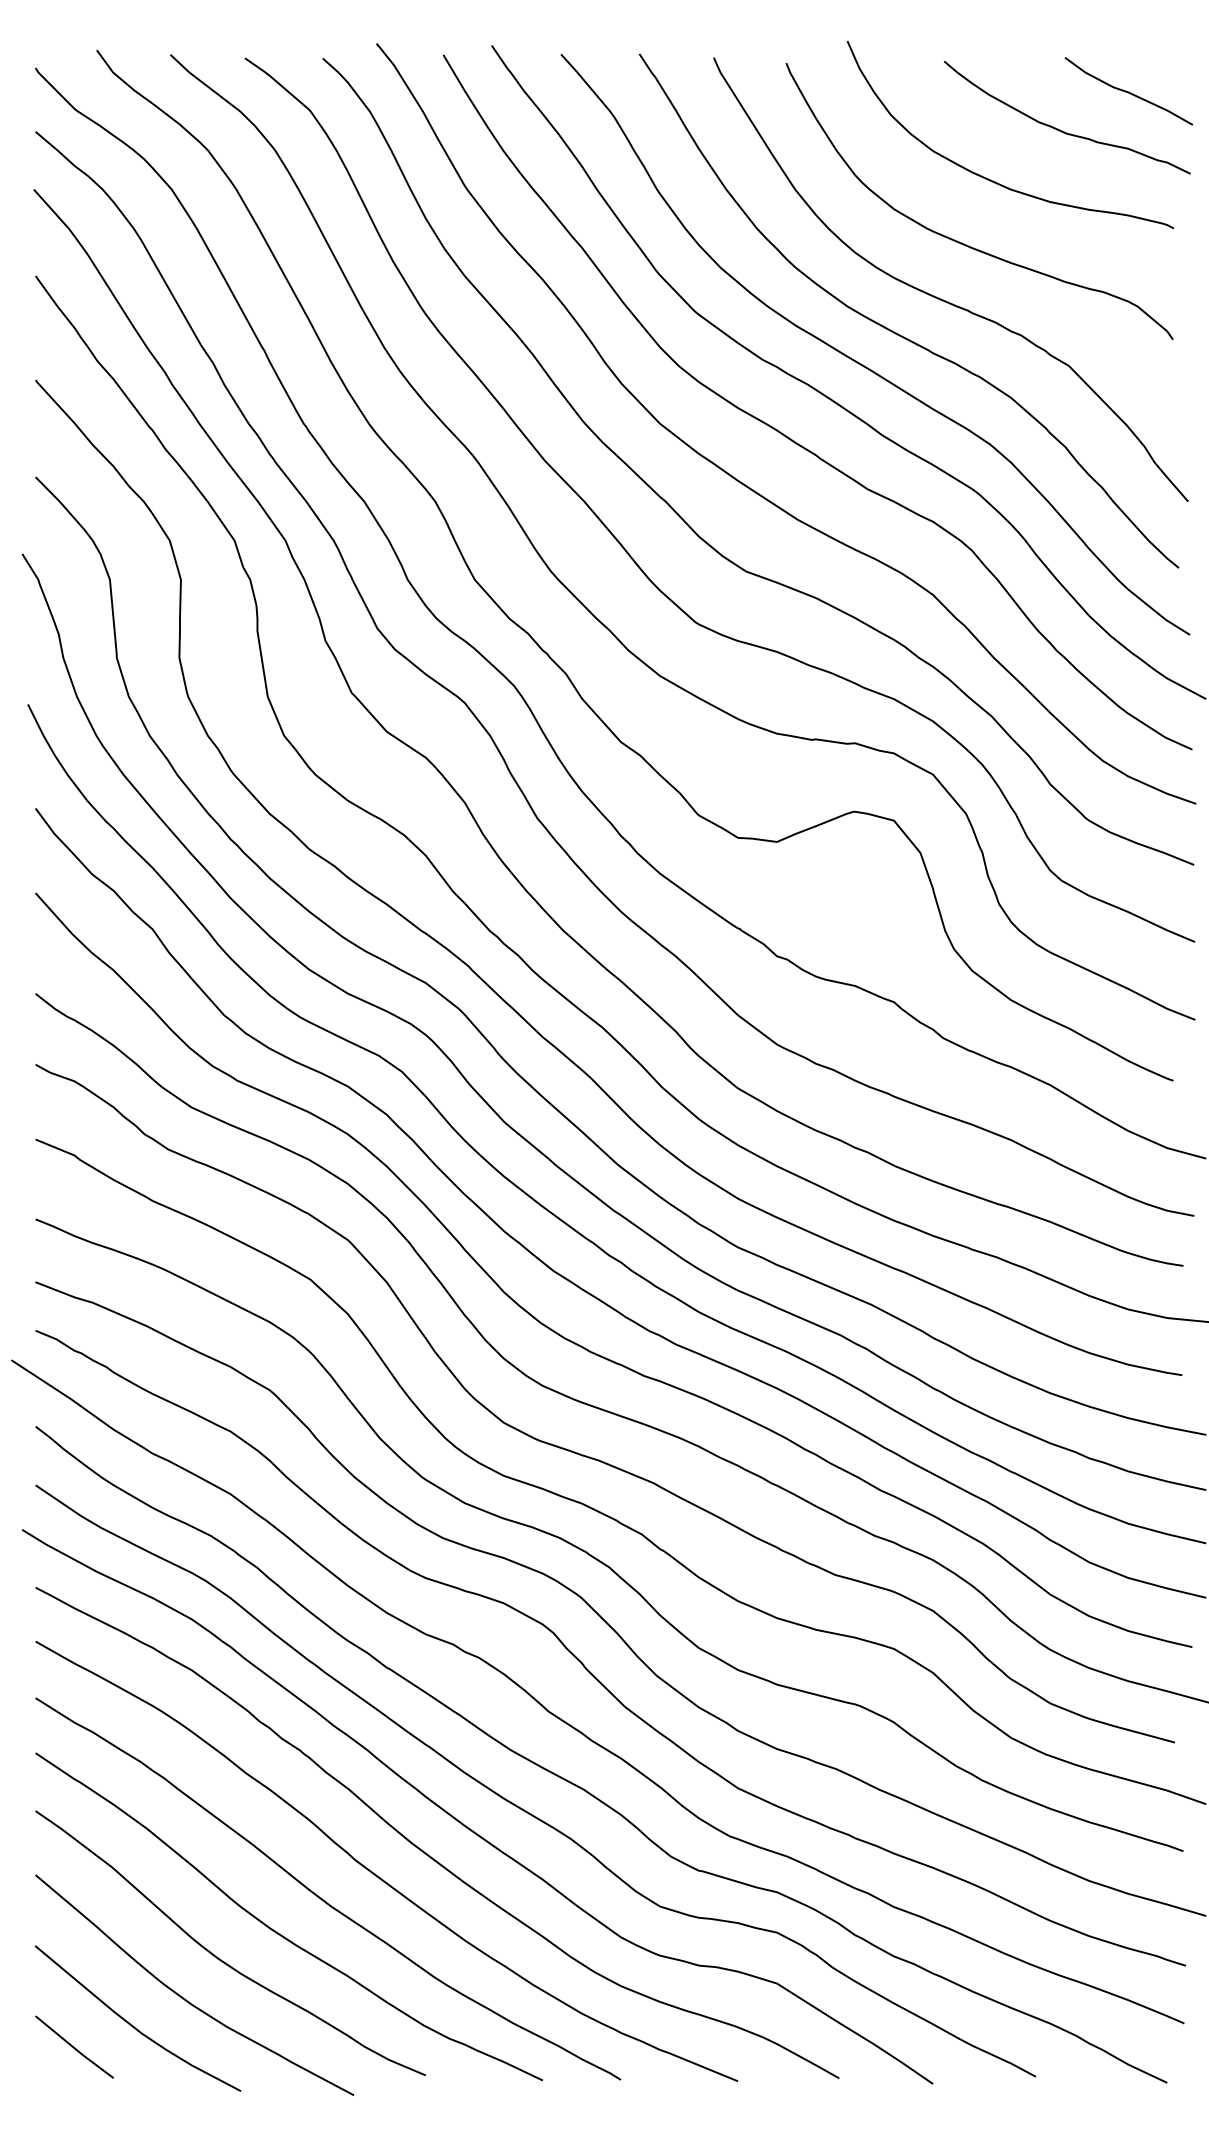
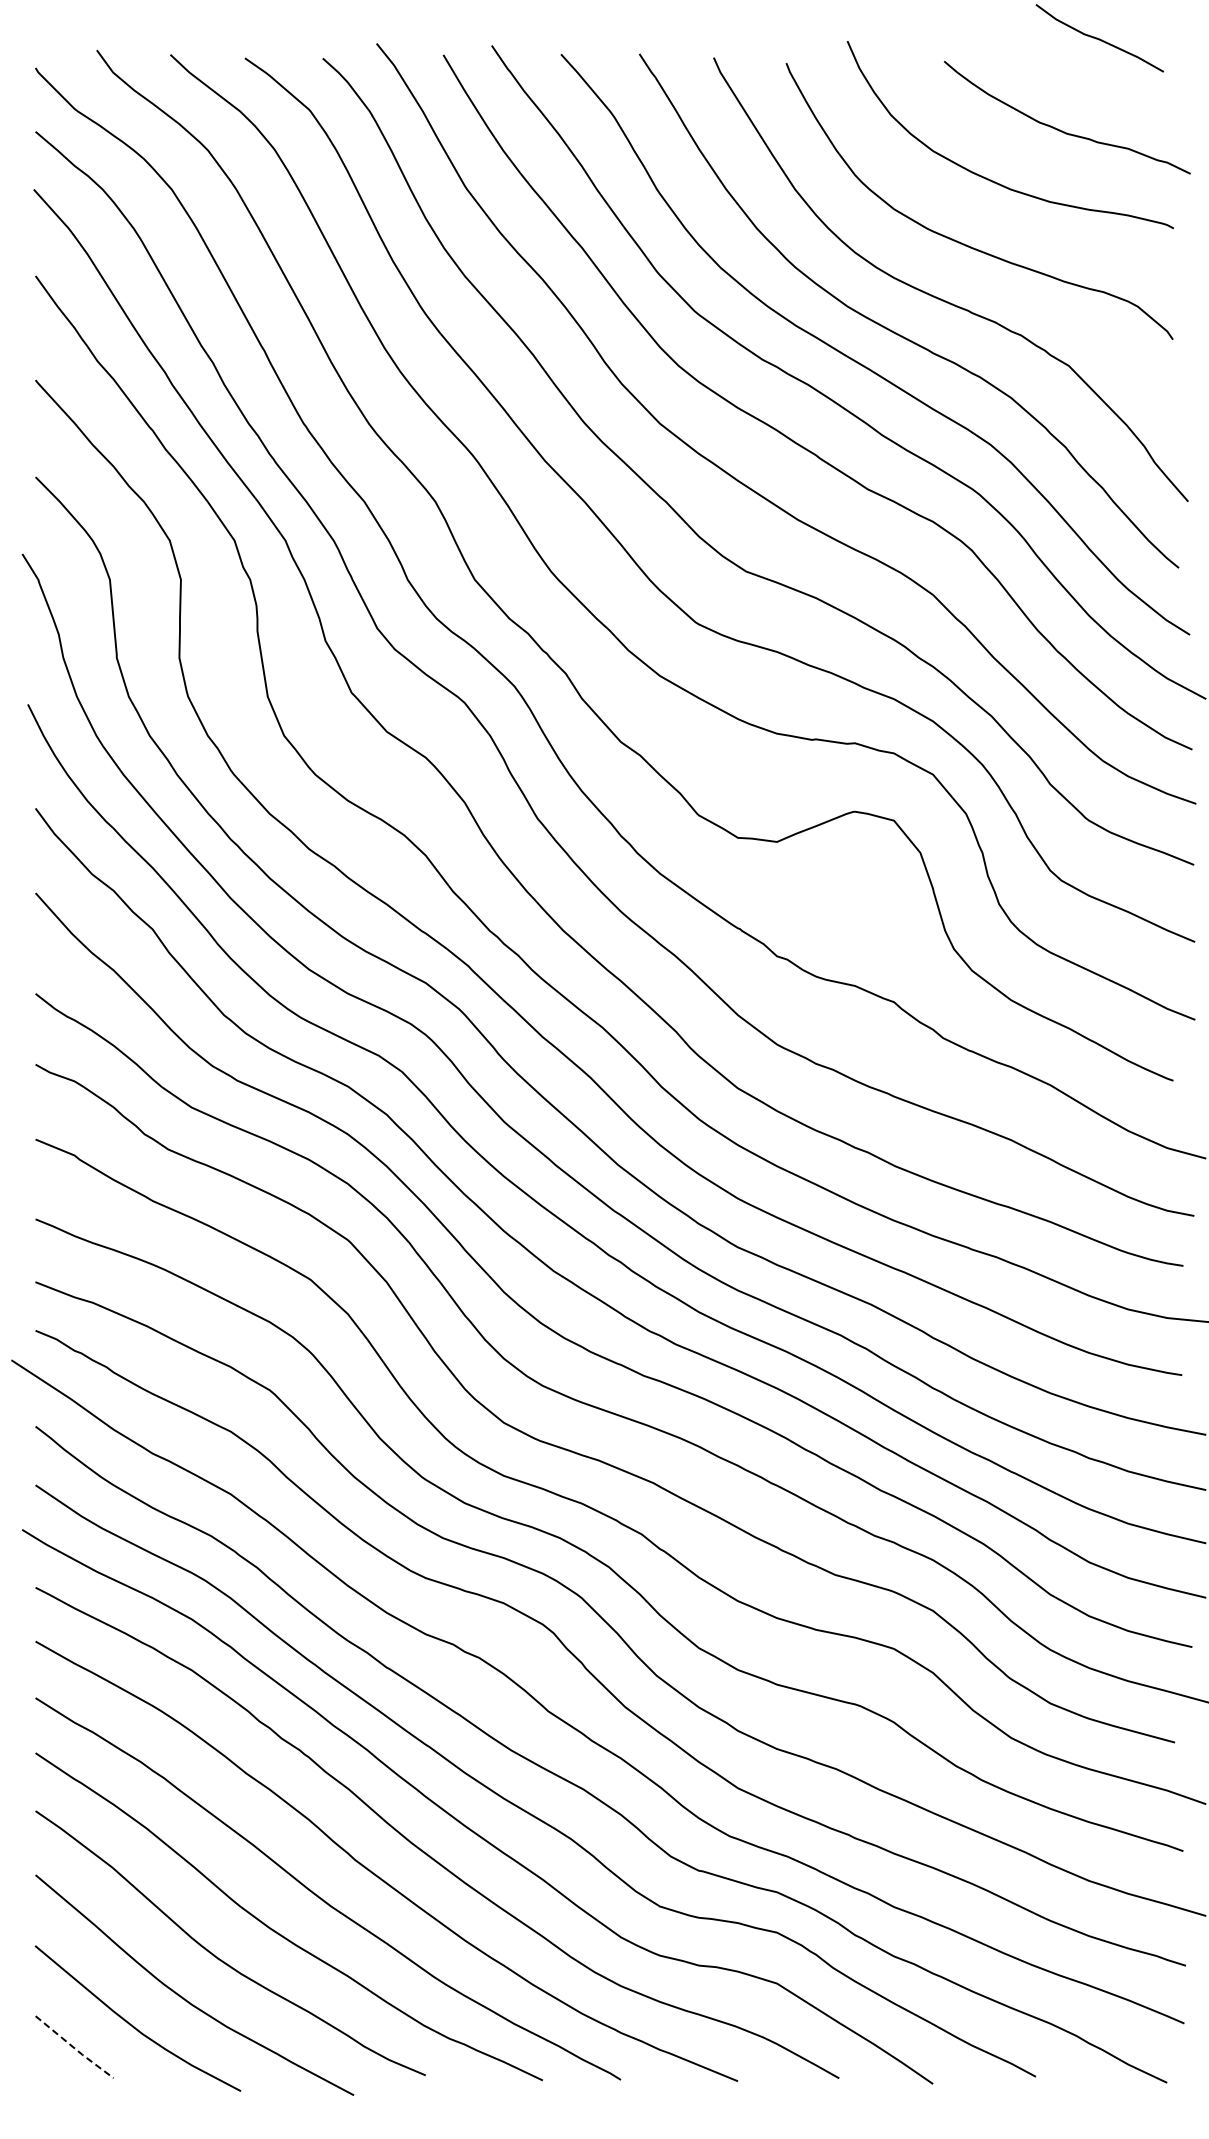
curve position: (1128, 91) -> (1099, 38) (1099, 38)
line: solid -> dashed (74, 2048)
